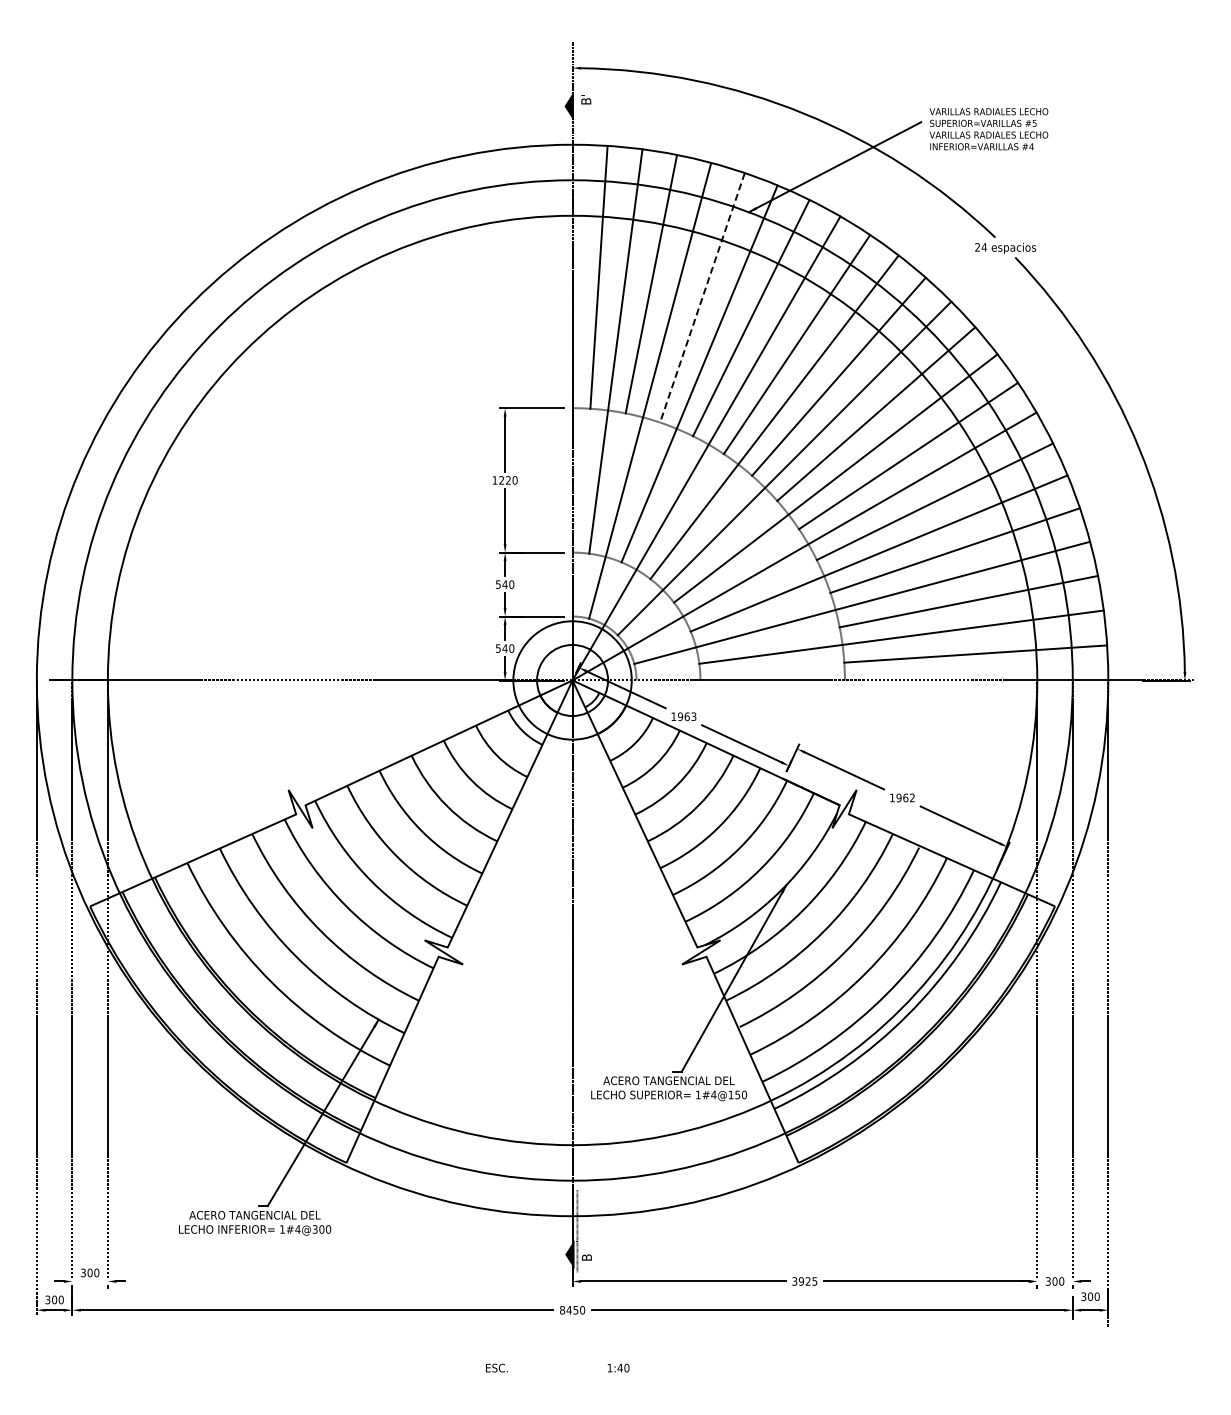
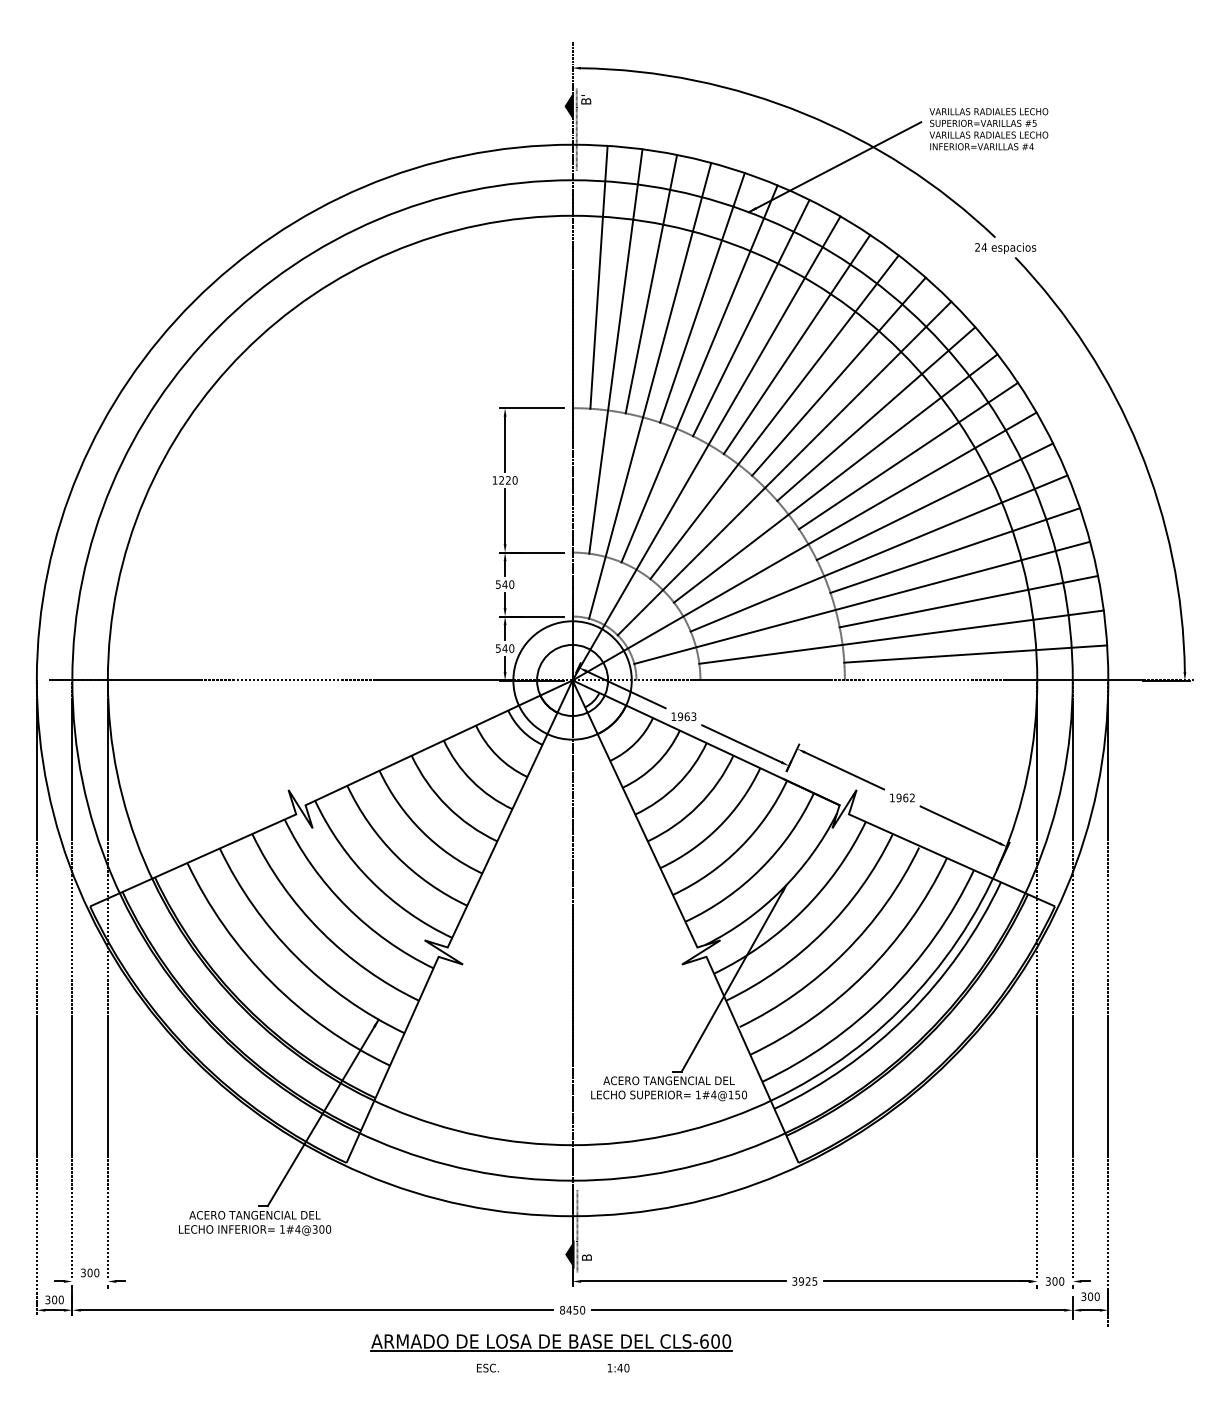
line: none -> present (576, 129)
line: dashed -> solid (702, 297)
part: none -> present (551, 1342)
text position: (496, 1367) -> (487, 1367) (487, 1367)
